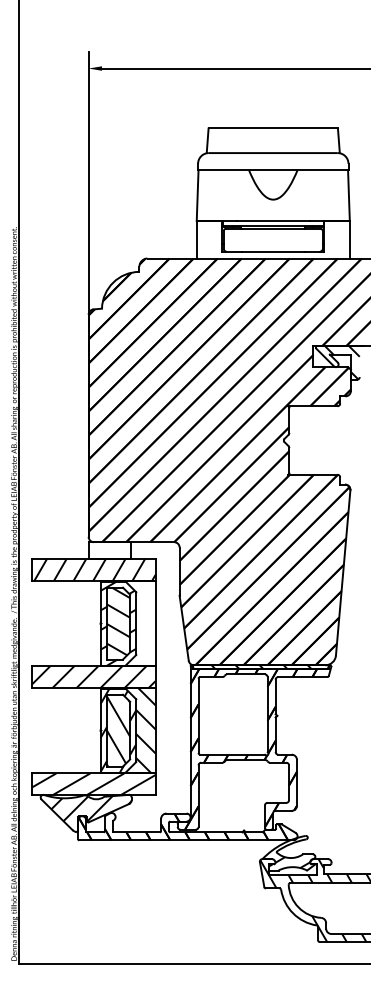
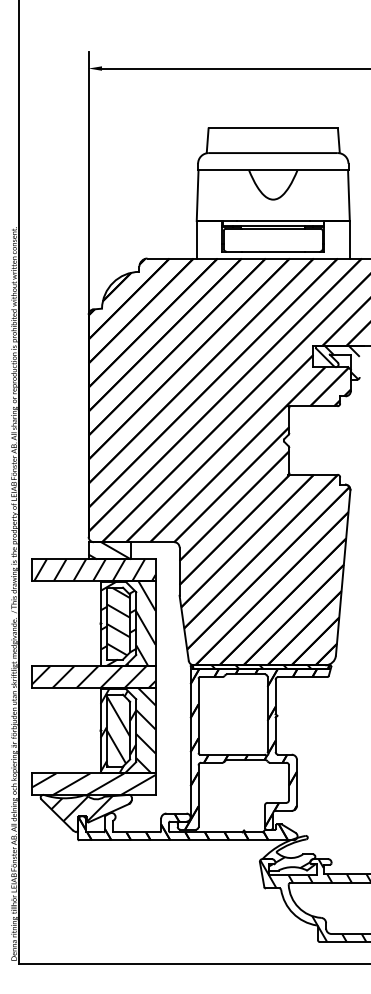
hatch: none -> present (109, 550)
hatch: none -> present (131, 623)
